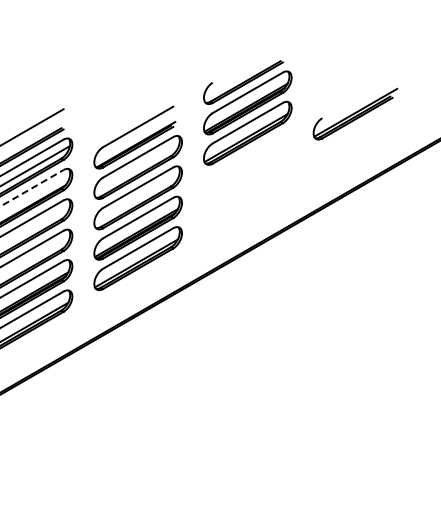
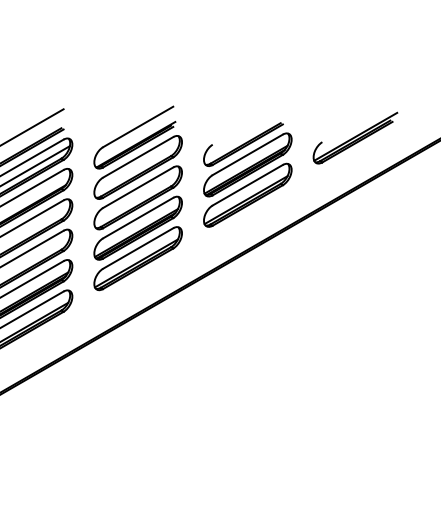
part position: (247, 112) -> (247, 174) (247, 174)
part position: (355, 113) -> (355, 137) (355, 137)
line: dashed -> solid (31, 188)
